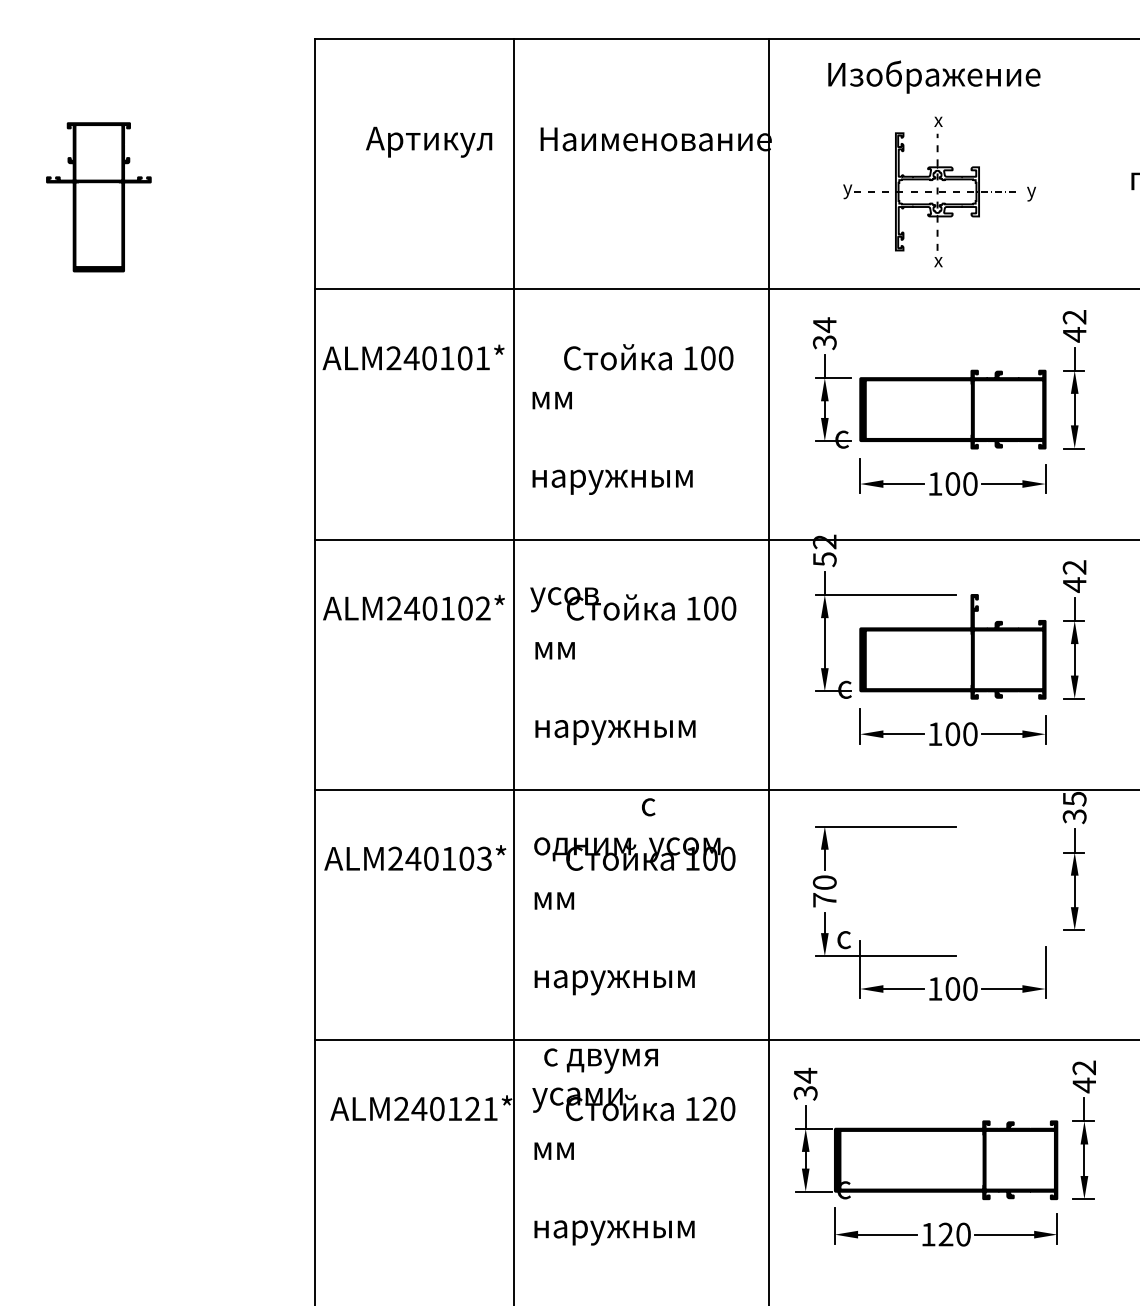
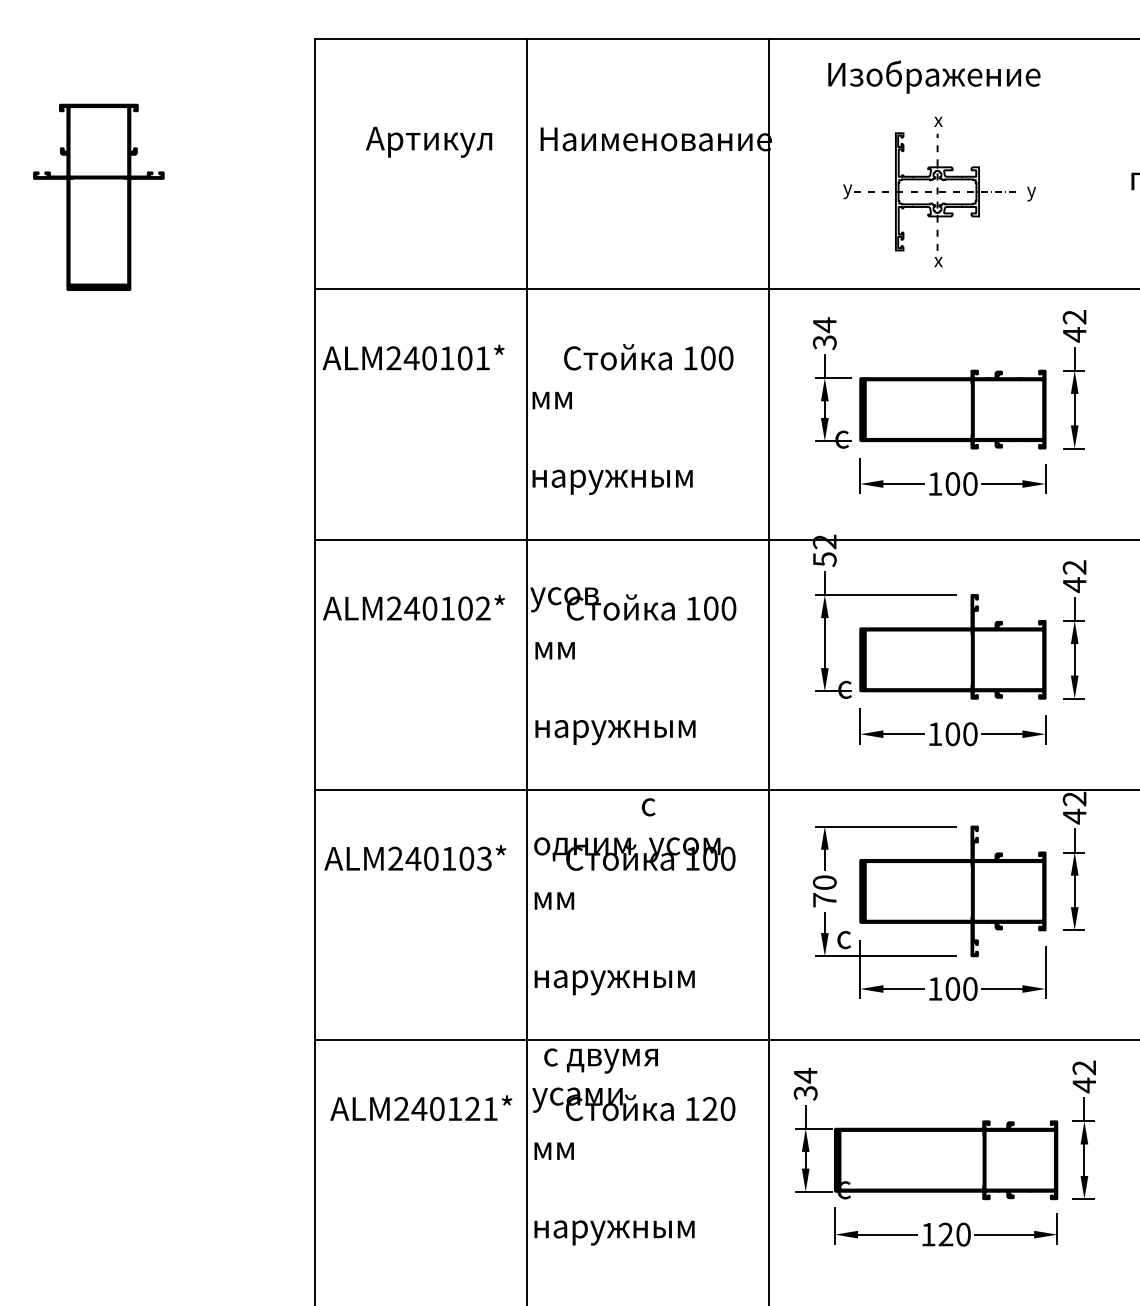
part size: 106x151 px -> 132x188 px (98, 196)
line position: (513, 670) -> (526, 670) (526, 670)
text: 35 -> 42 (1074, 807)
part: none -> present (952, 891)
